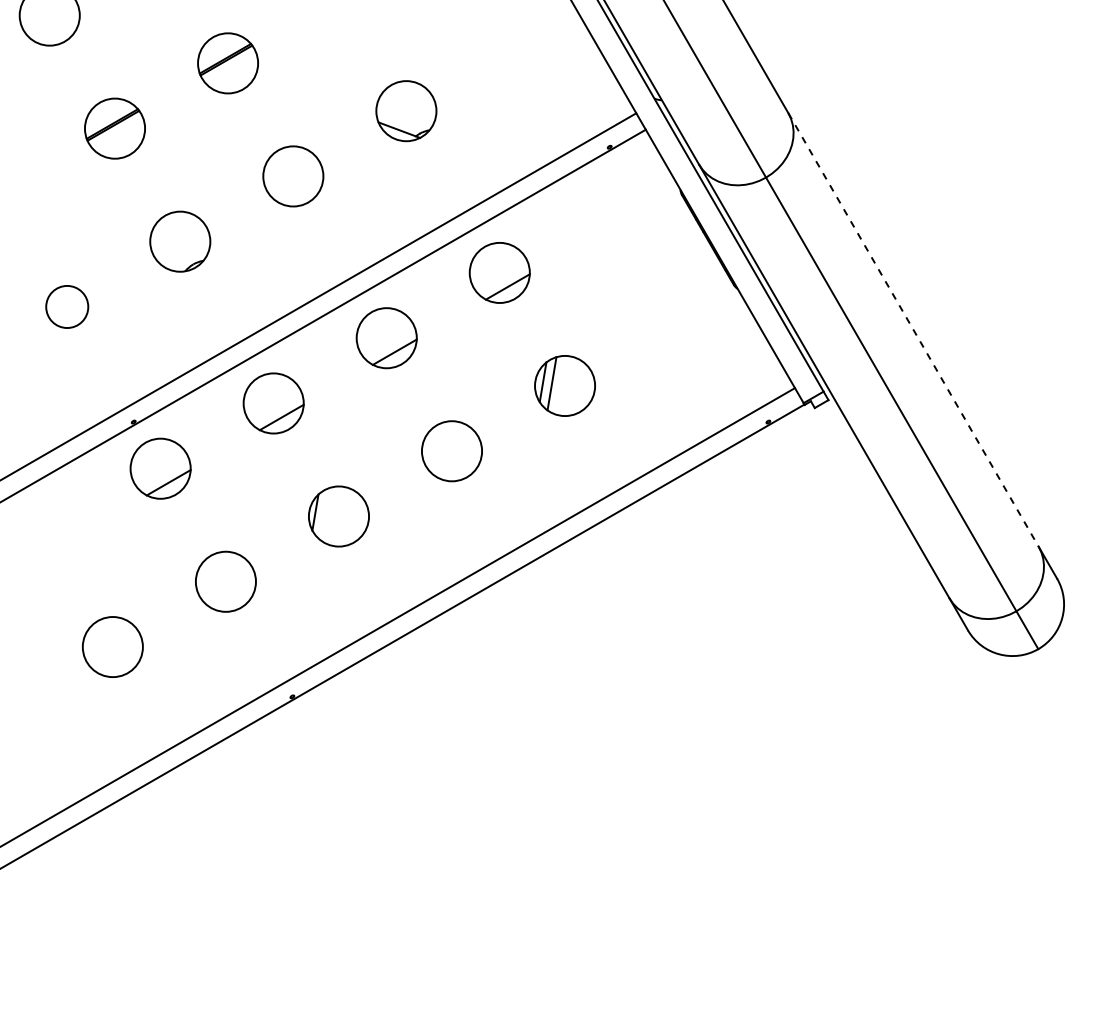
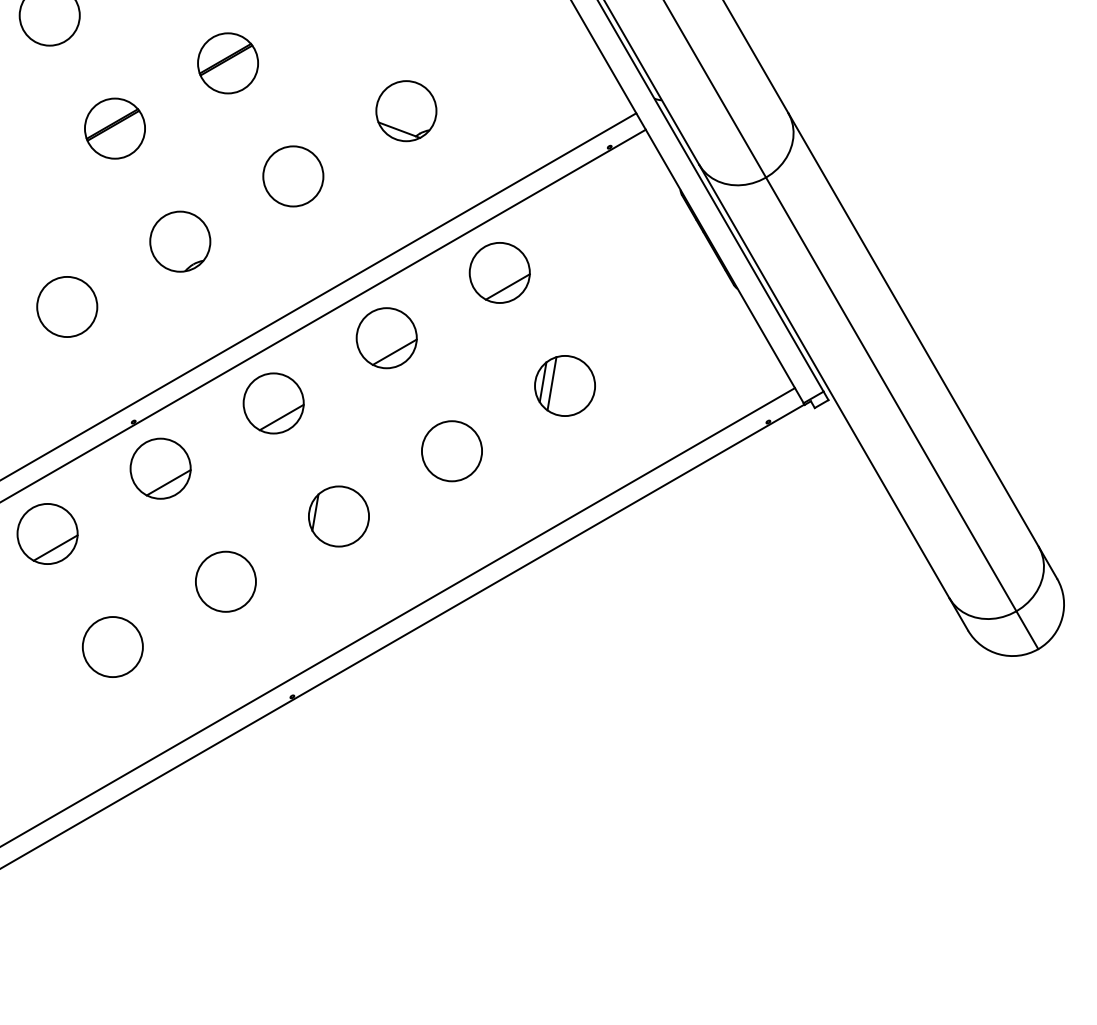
circle diameter: 42 px -> 60 px (67, 306)
line: dashed -> solid (913, 330)
part: none -> present (47, 533)
